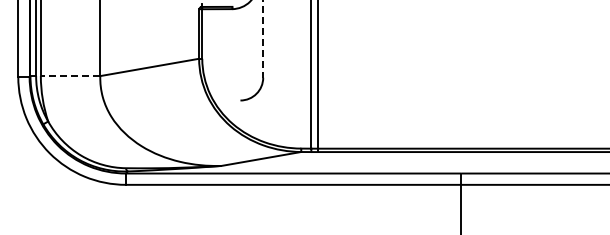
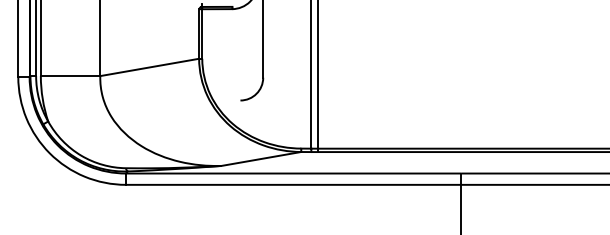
line: dashed -> solid (263, 39)
line: dashed -> solid (70, 76)
